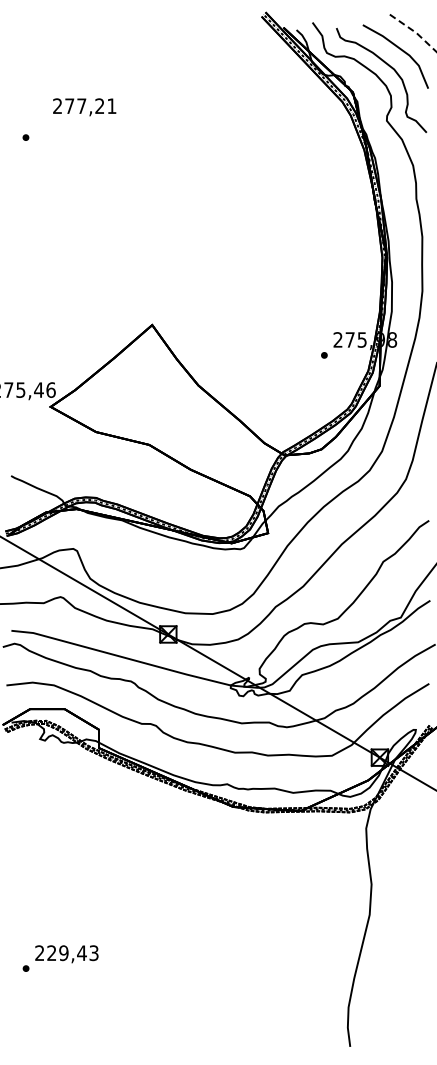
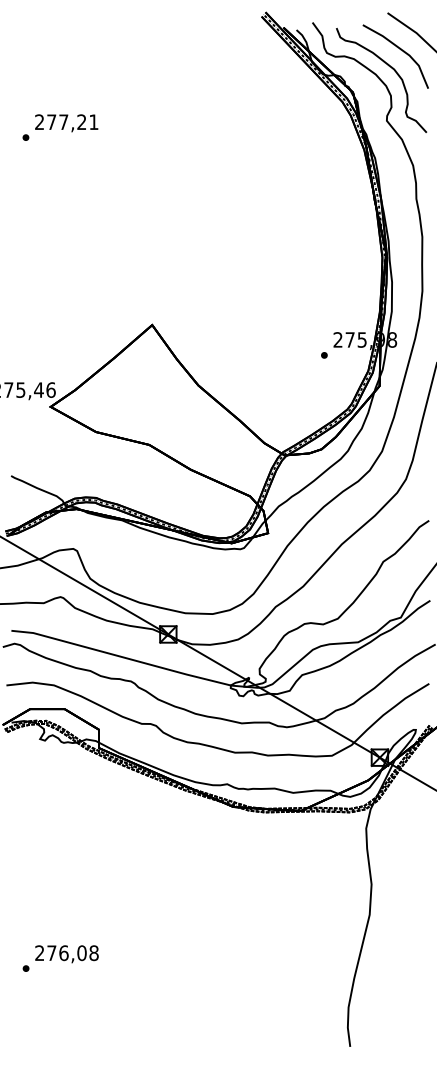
line: dashed -> solid (413, 30)
text position: (84, 107) -> (66, 123) (66, 123)
text: 229,43 -> 276,08 (72, 953)
